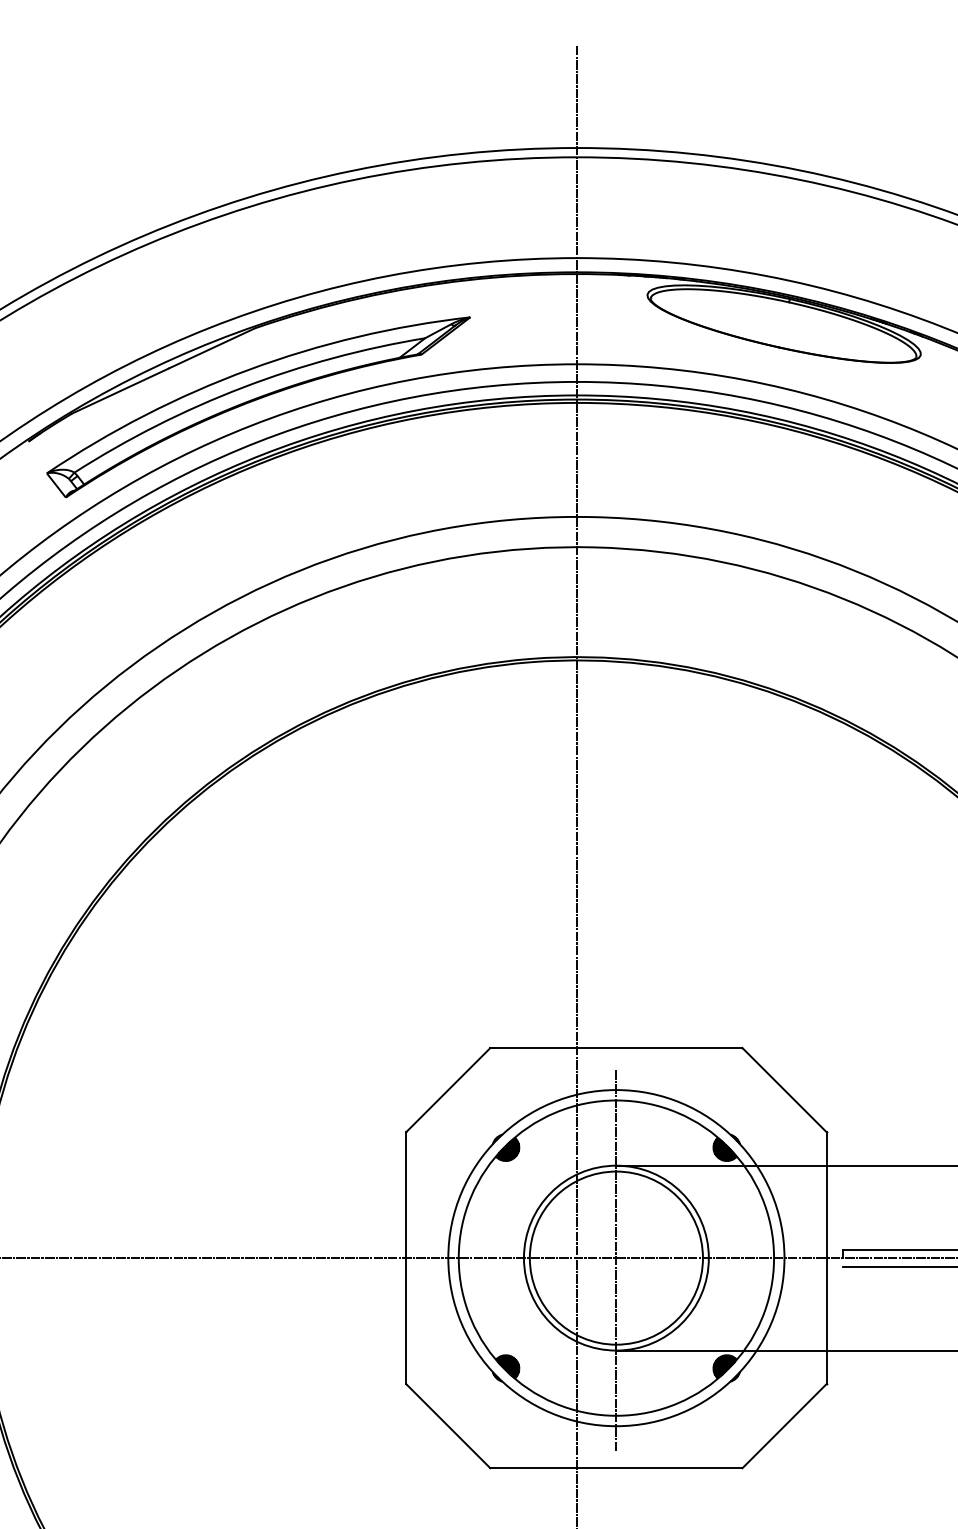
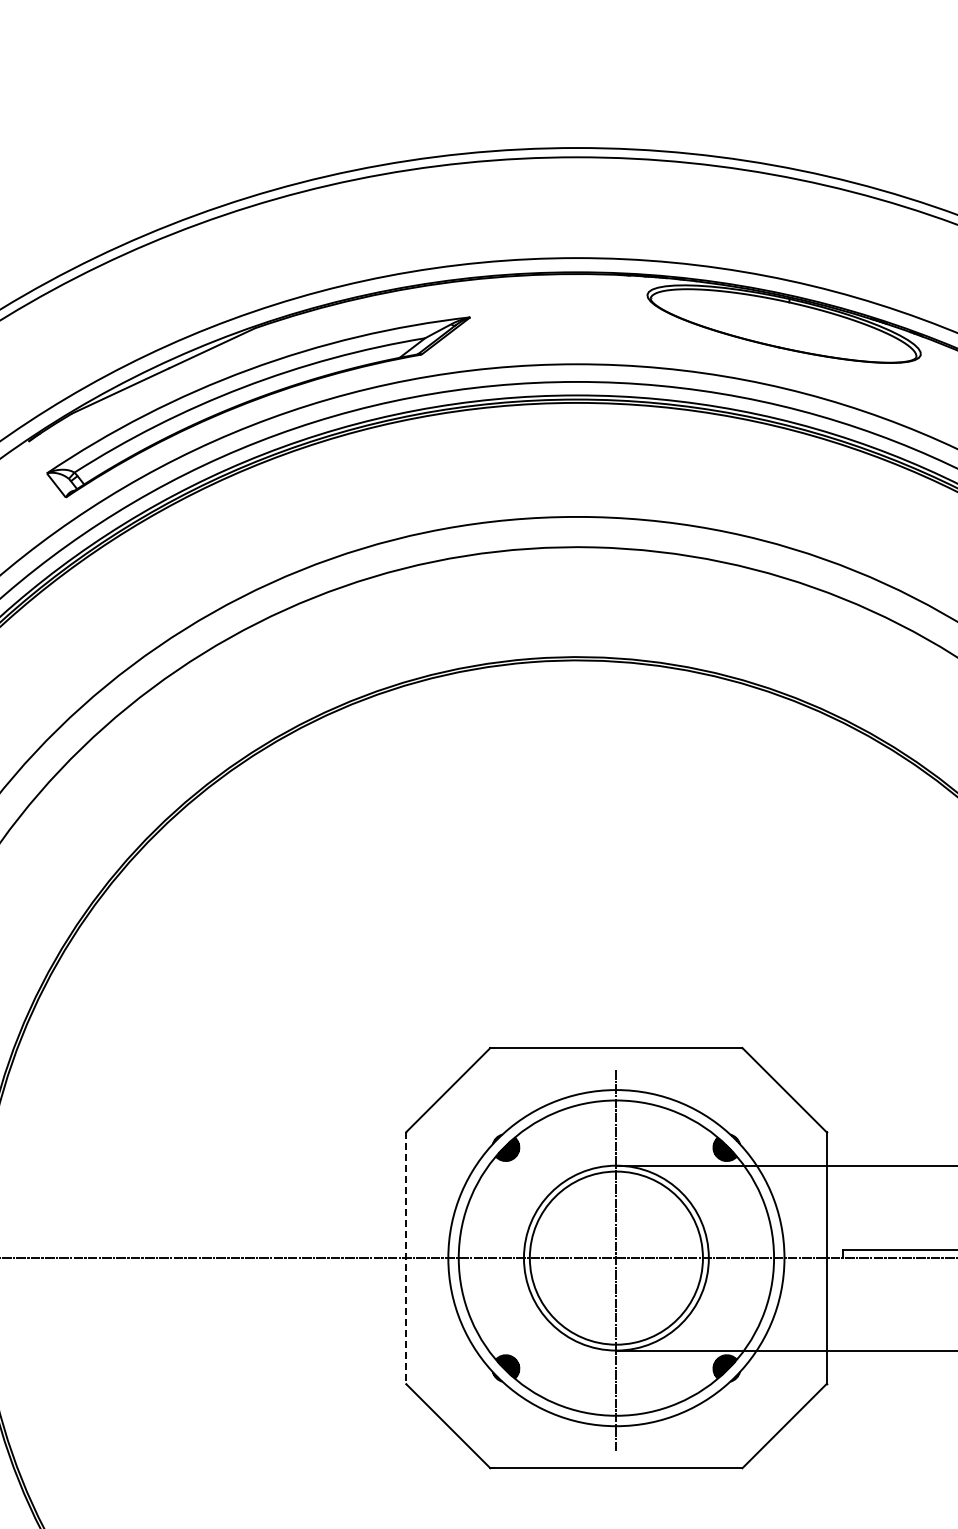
line: present -> none (577, 785)
line: solid -> dashed (406, 1258)
line: present -> none (898, 1266)
